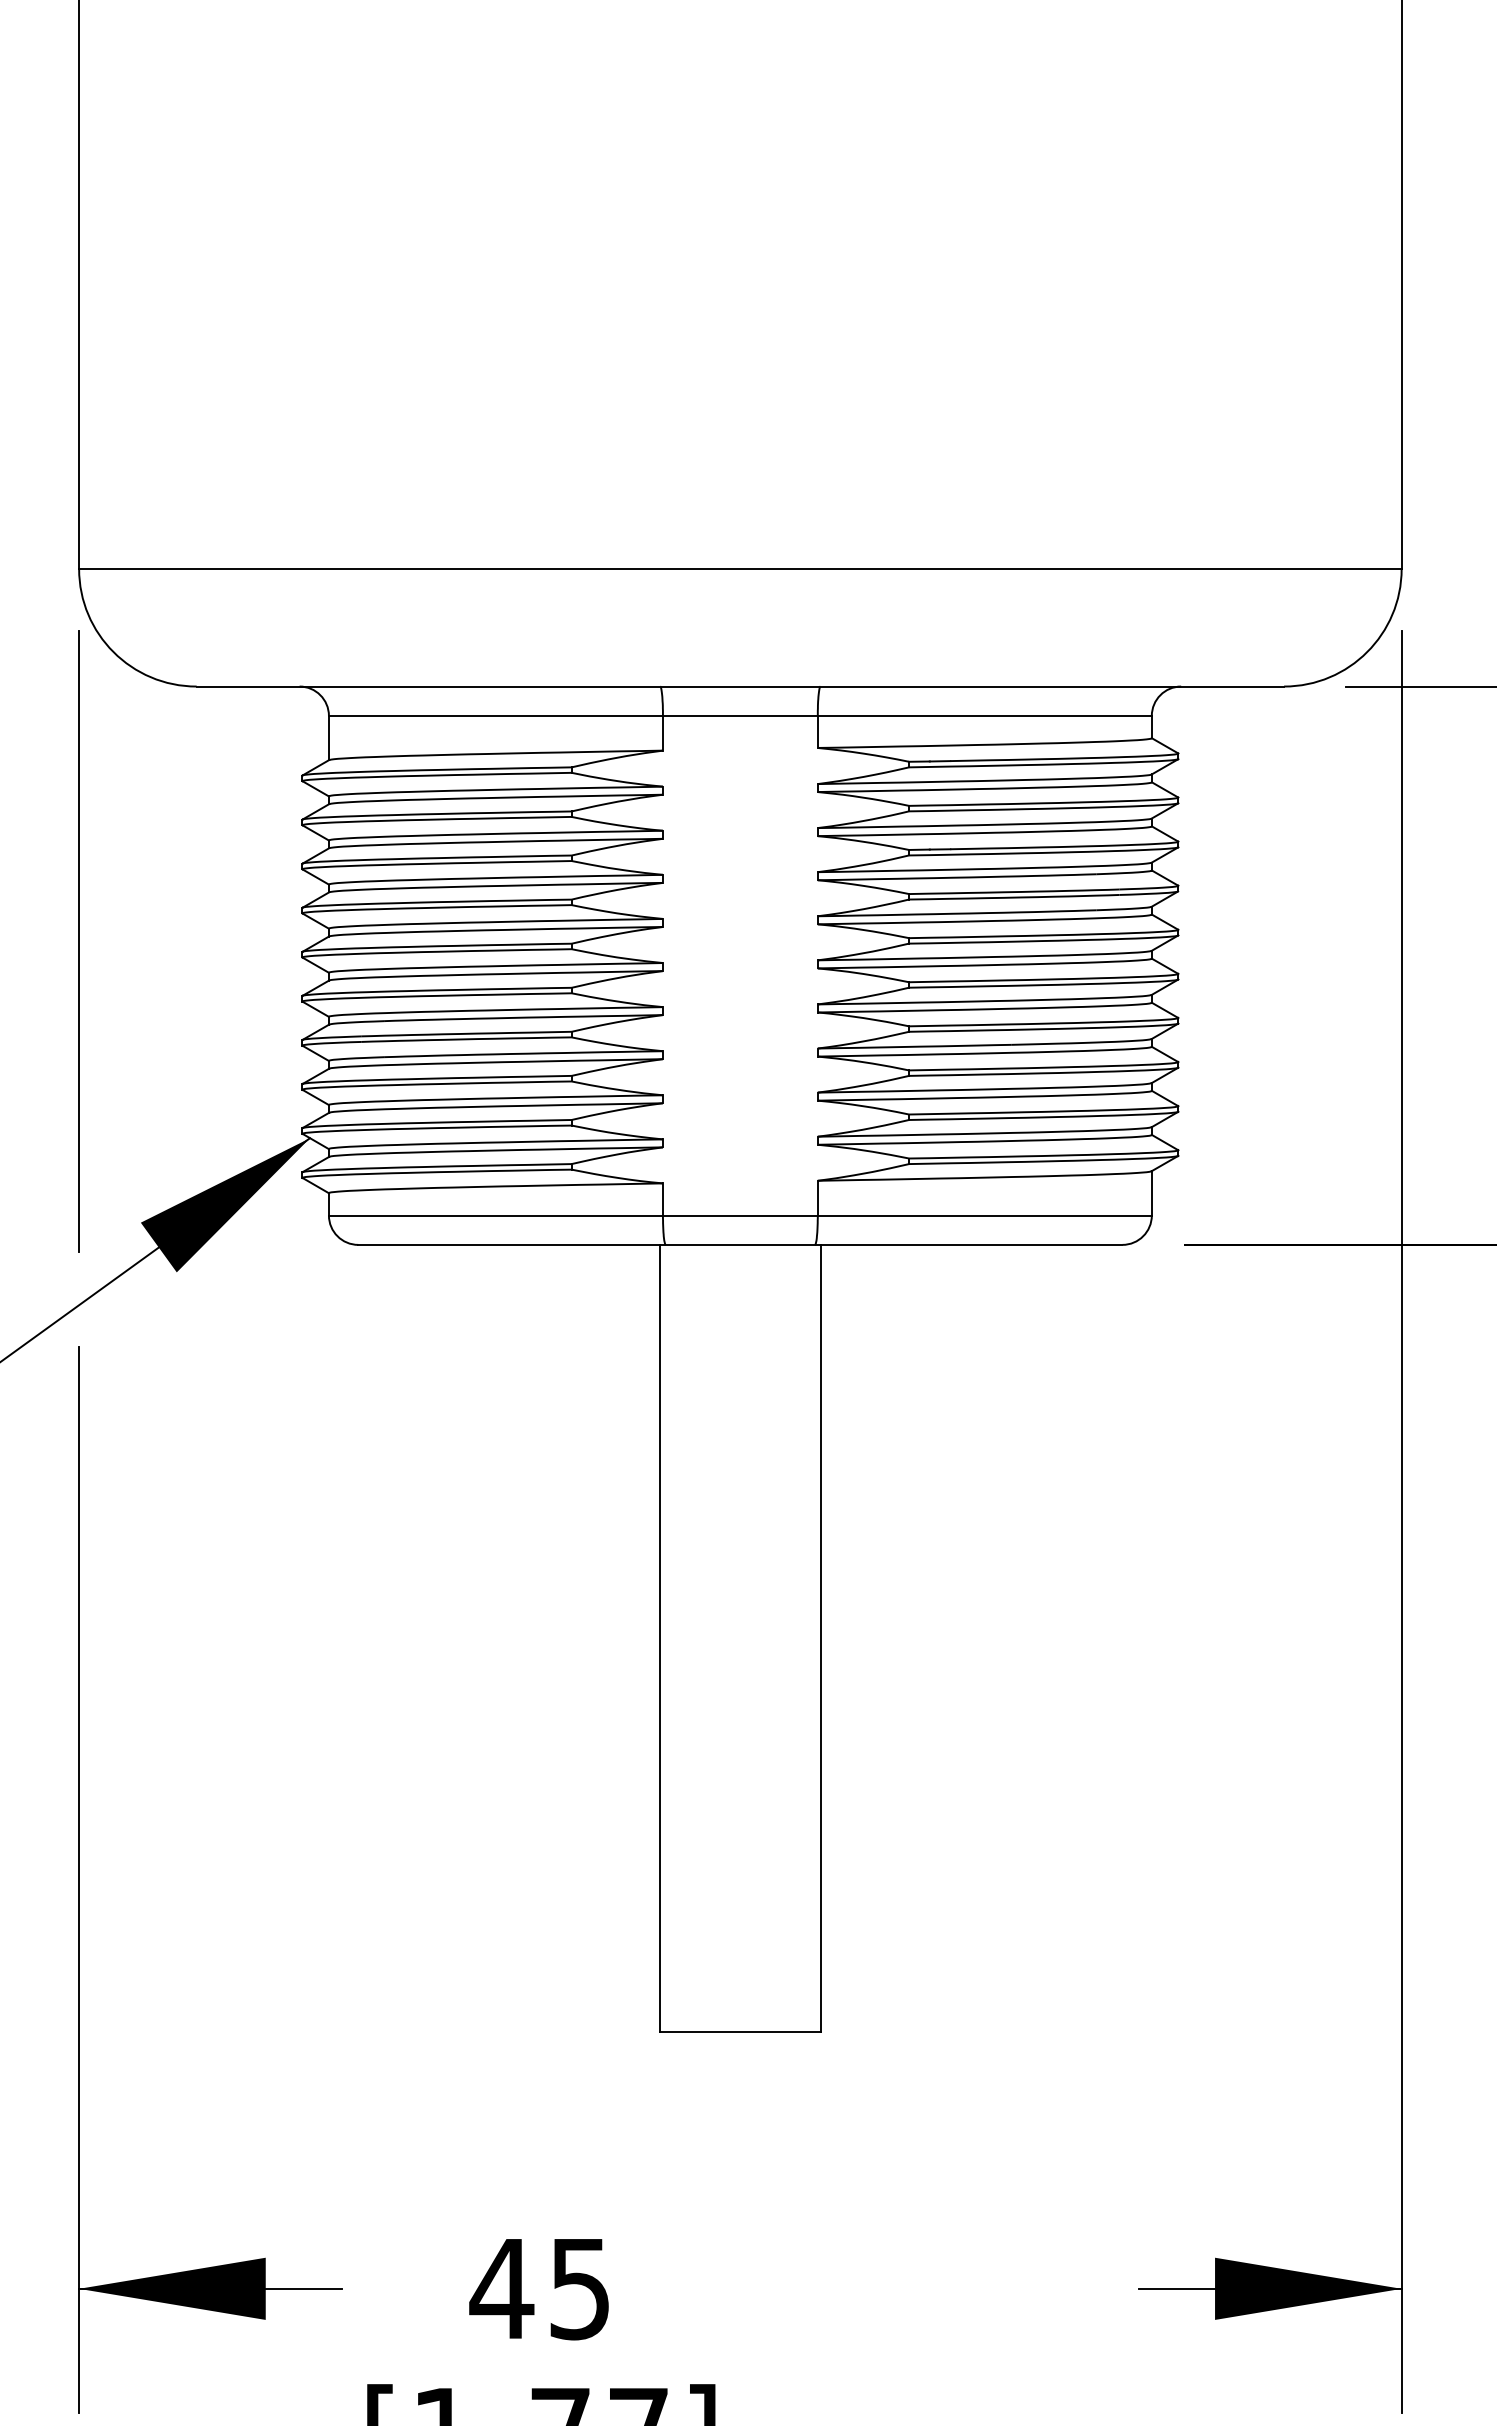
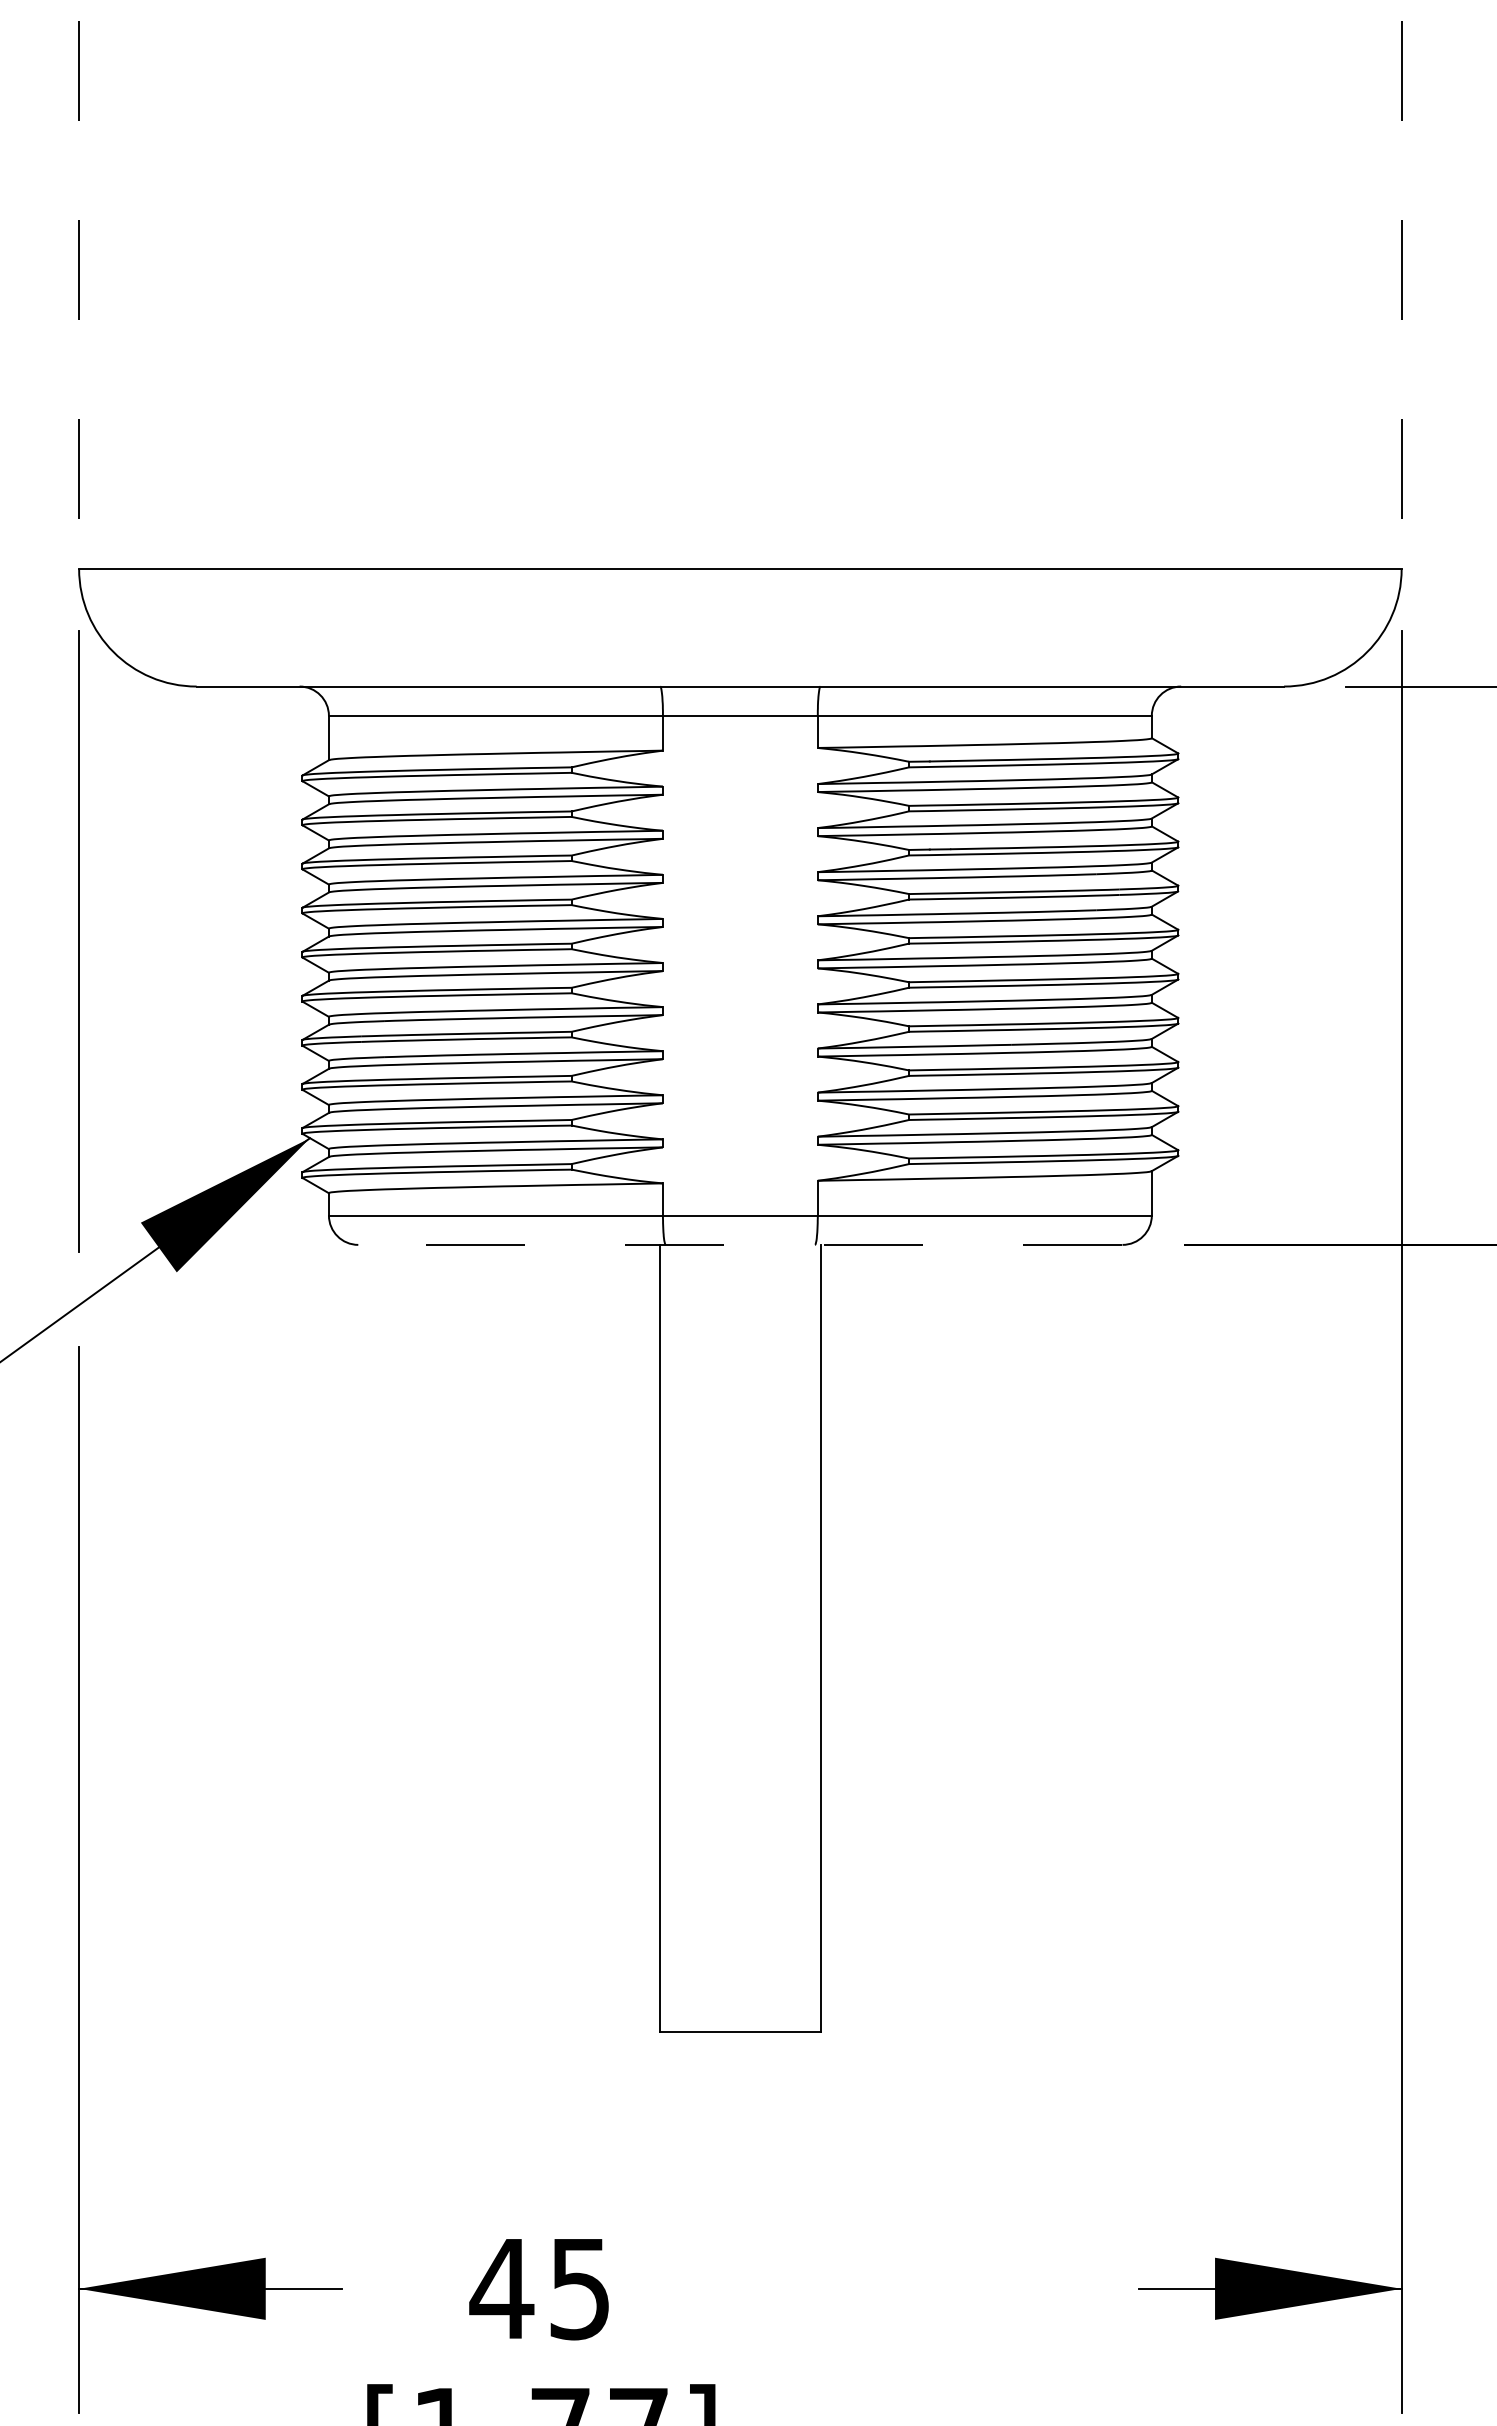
line: solid -> dashed (79, 285)
line: solid -> dashed (1401, 285)
line: solid -> dashed (739, 1244)
